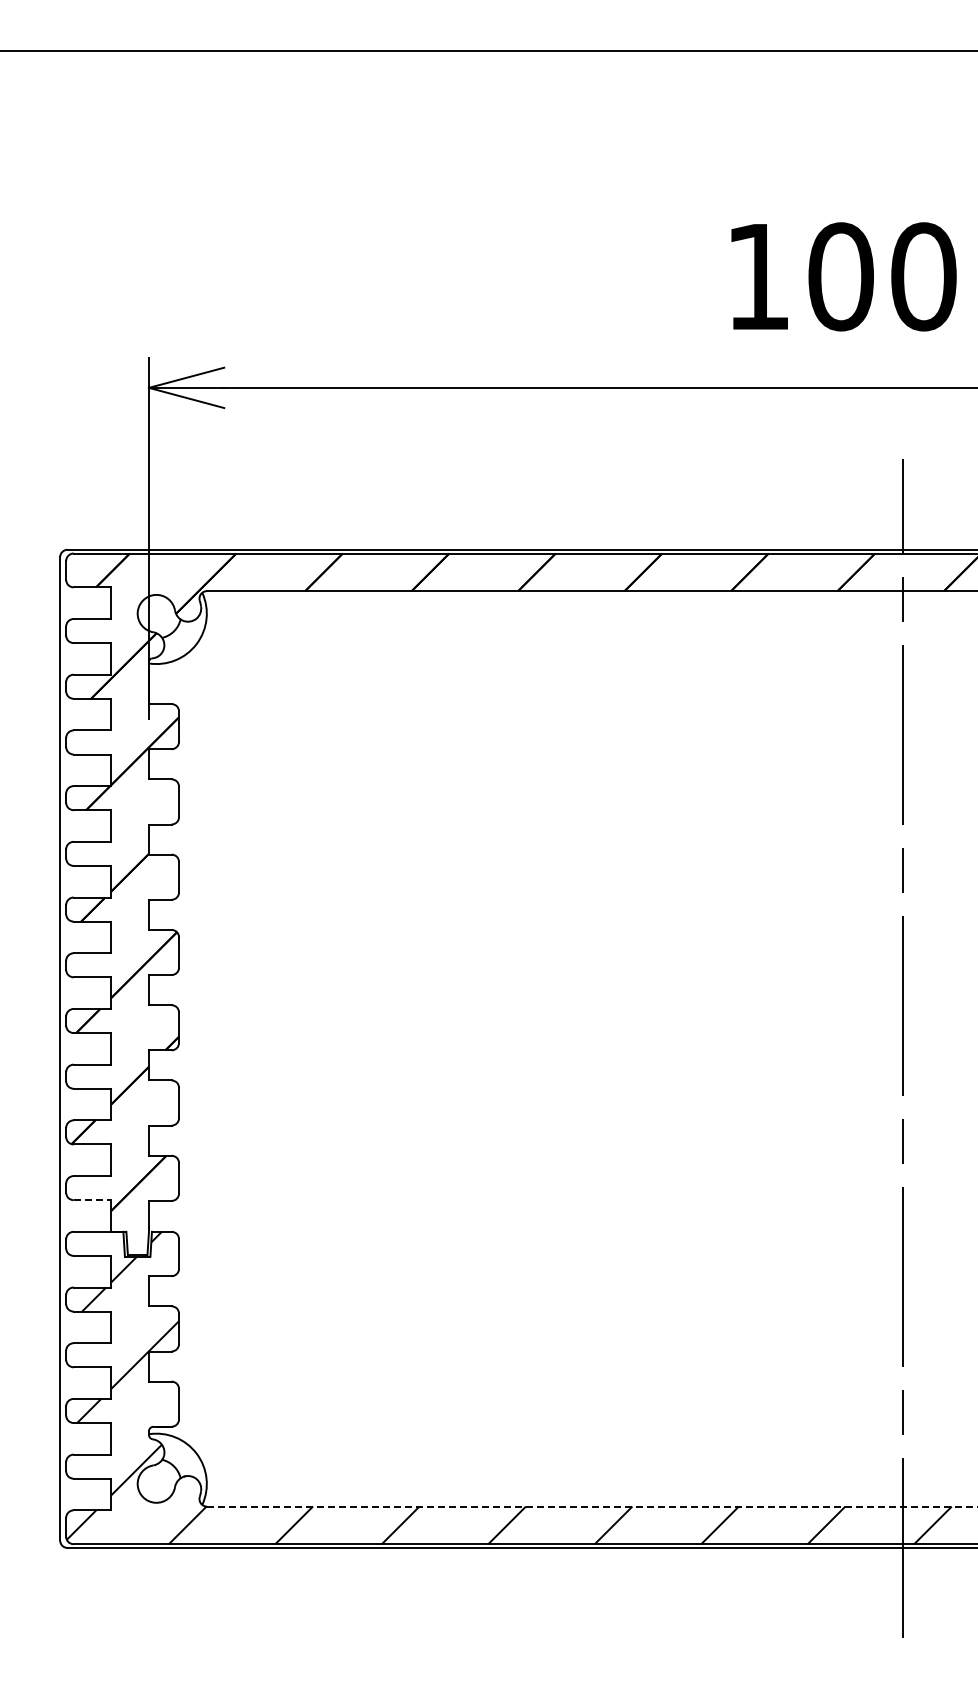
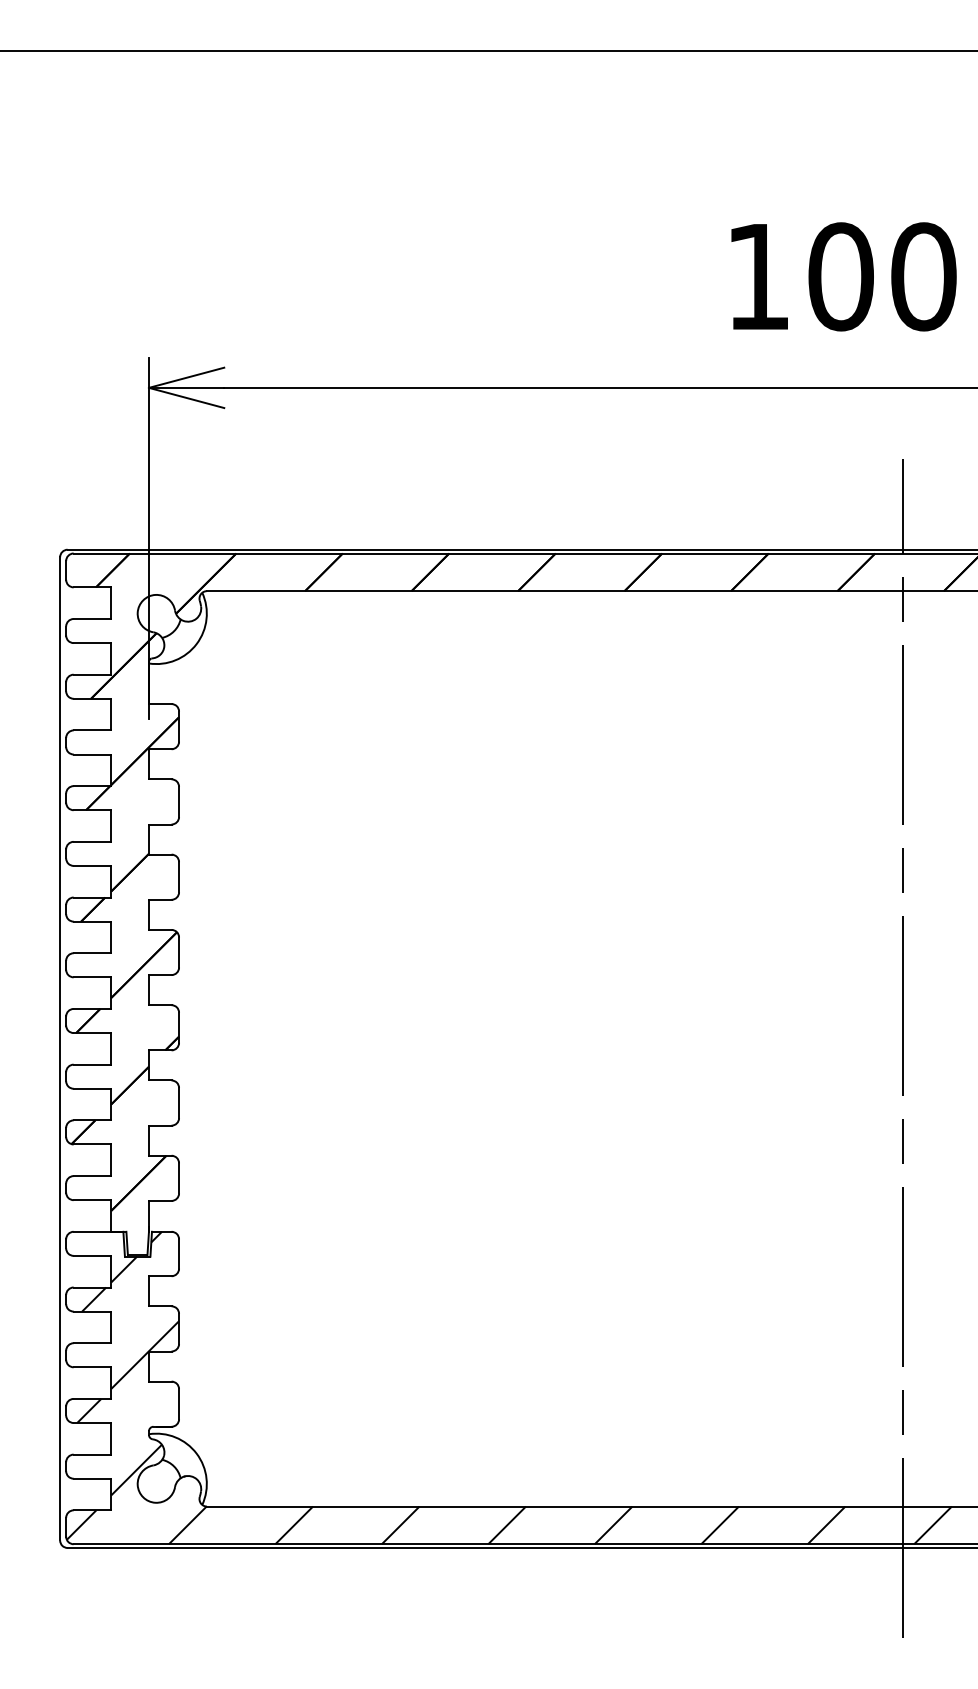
line: dashed -> solid (92, 1200)
line: dashed -> solid (591, 1506)
